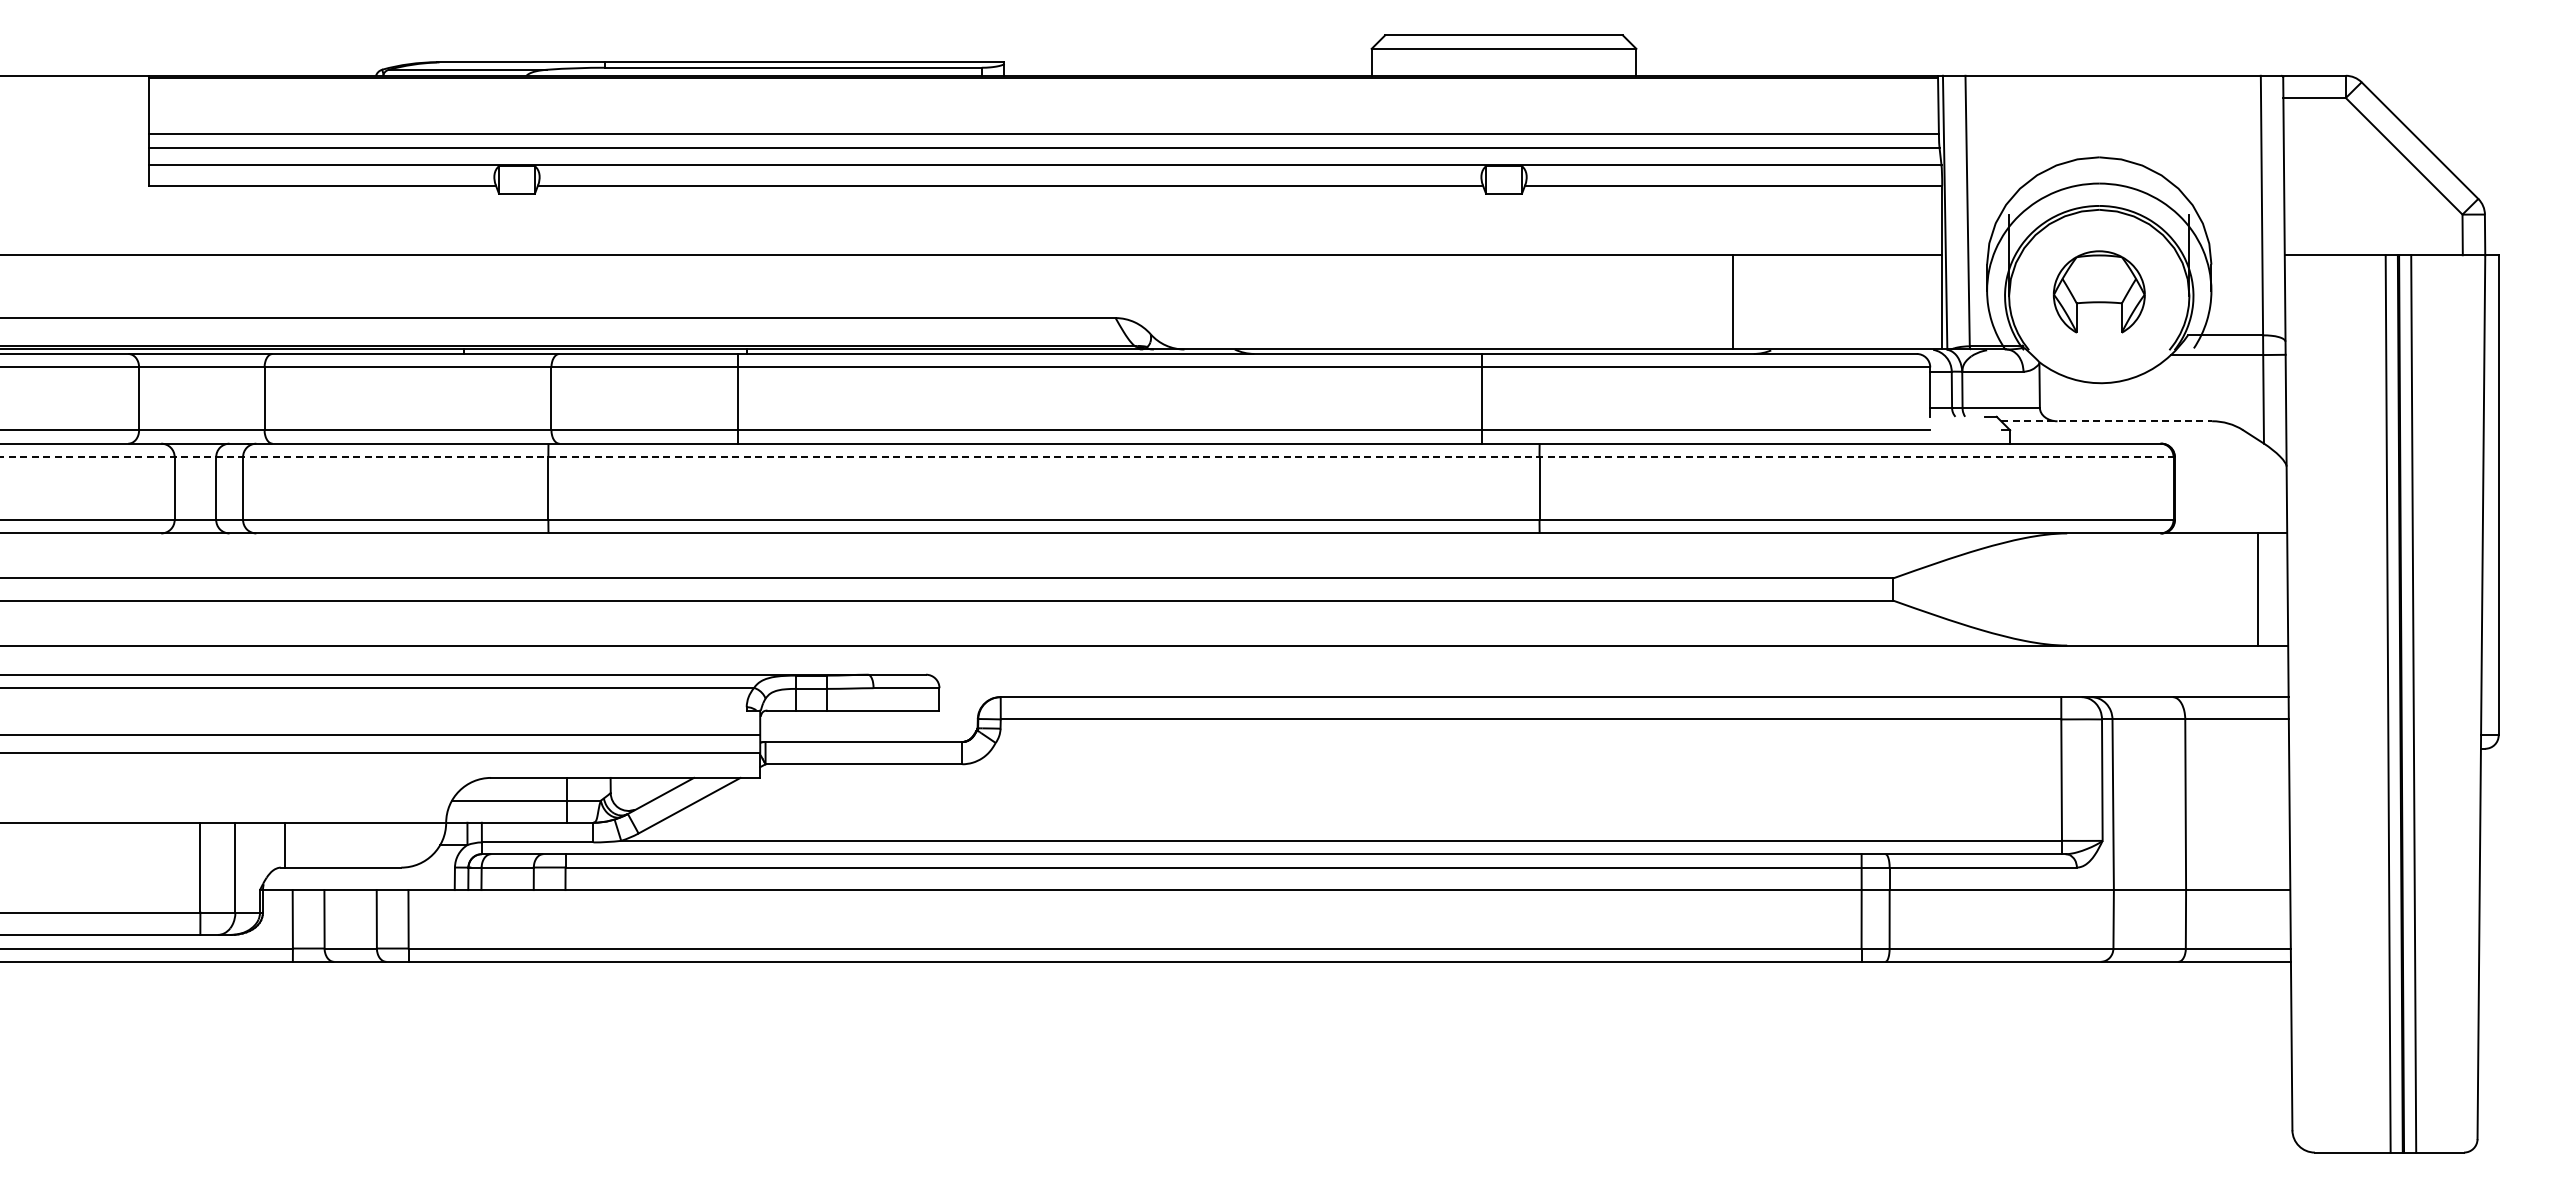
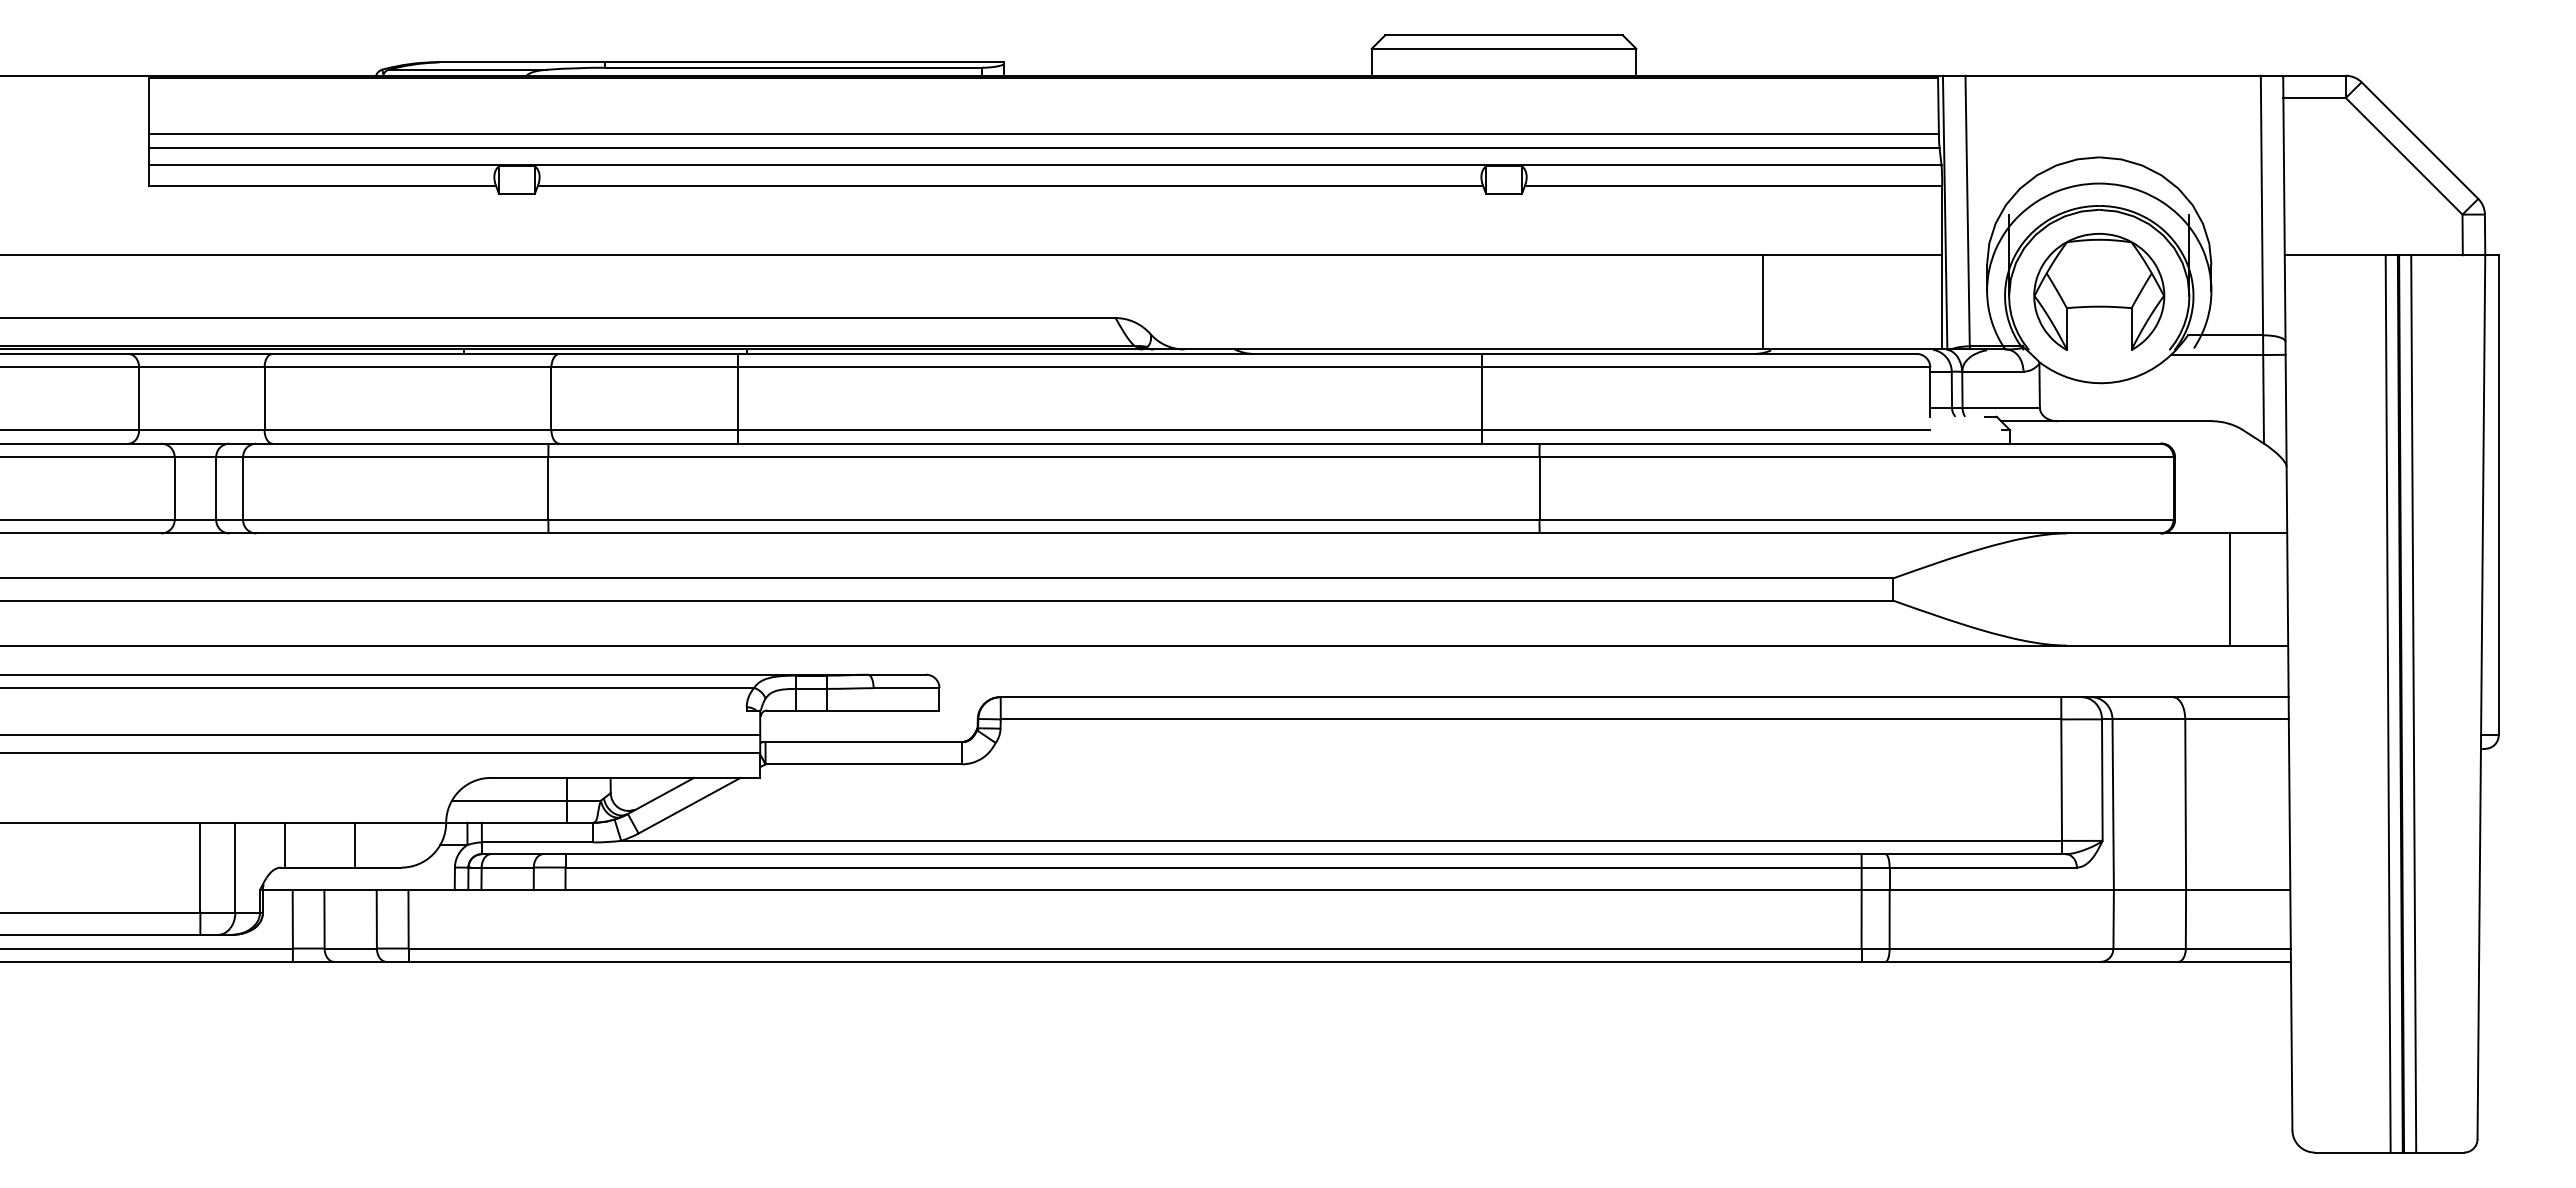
part size: 94x84 px -> 133x118 px (2099, 291)
line position: (1732, 302) -> (1762, 302) (1762, 302)
line: dashed -> solid (2107, 421)
line: dashed -> solid (1088, 457)
line position: (2257, 589) -> (2229, 589) (2229, 589)
line: none -> present (354, 844)
